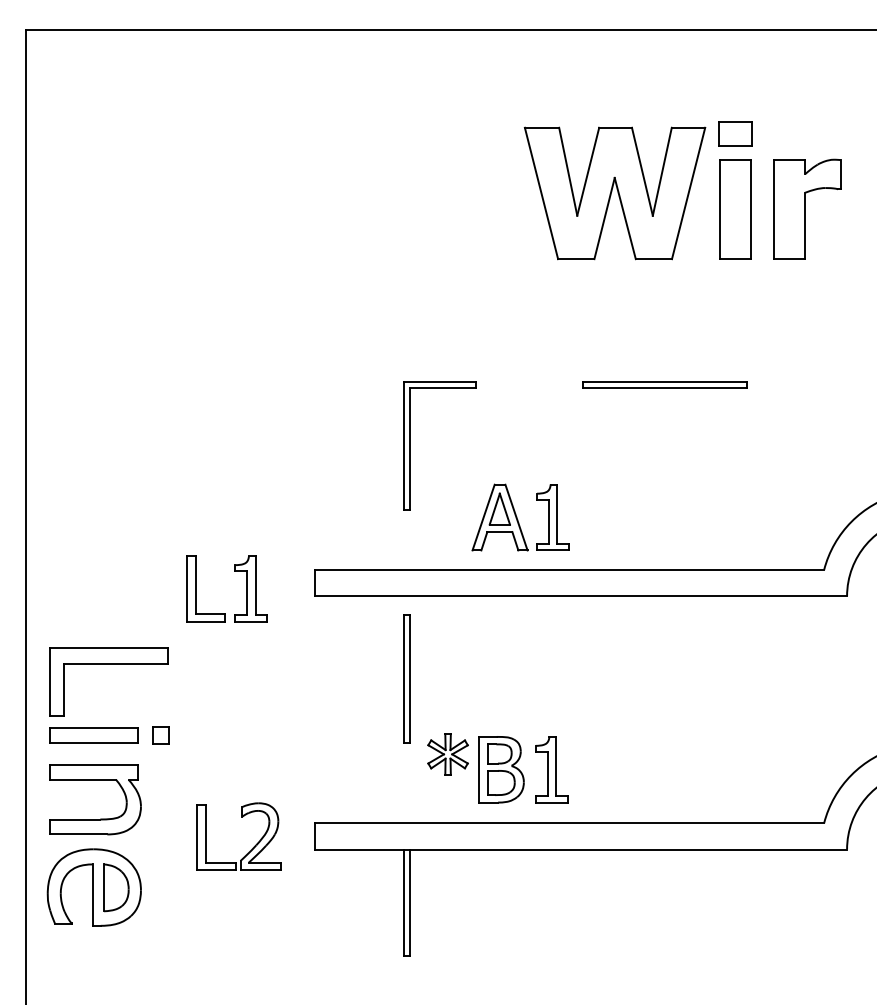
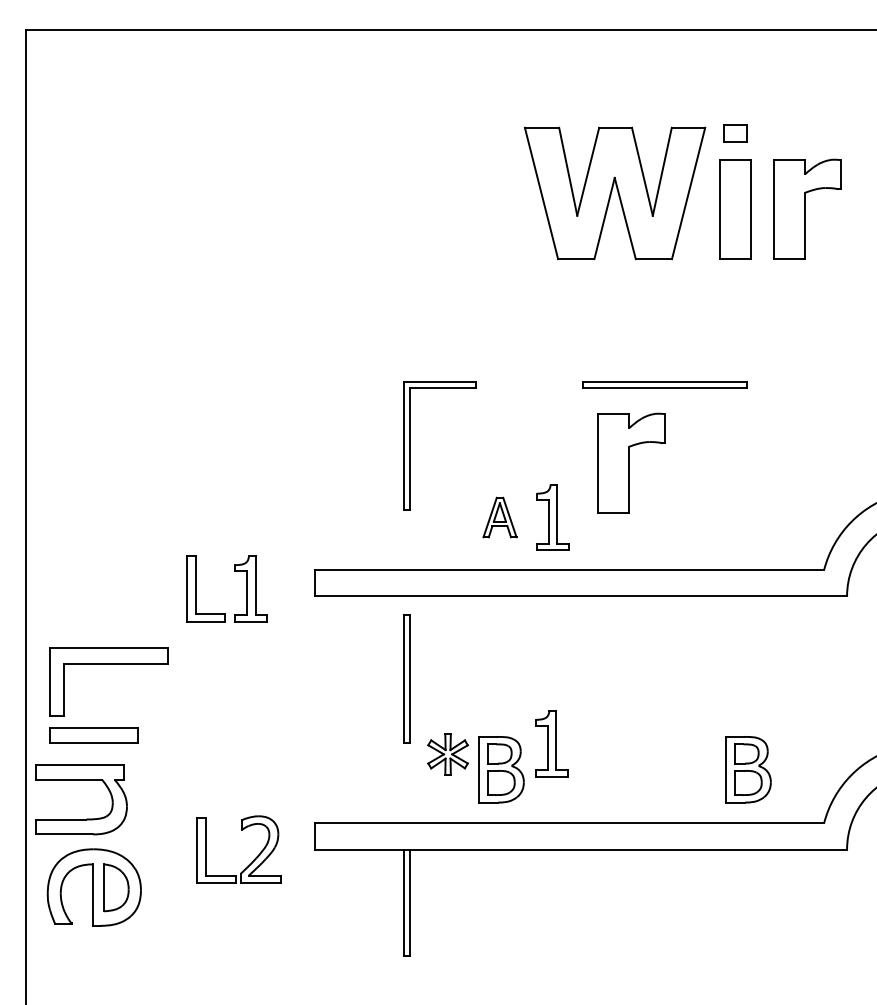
part size: 35x26 px -> 25x19 px (735, 133)
part: none -> present (631, 462)
part size: 58x69 px -> 36x43 px (499, 517)
part: present -> none (160, 735)
part position: (551, 769) -> (551, 743) (551, 743)
part: none -> present (748, 769)
part position: (95, 780) -> (81, 780) (81, 780)
part position: (252, 847) -> (252, 860) (252, 860)
